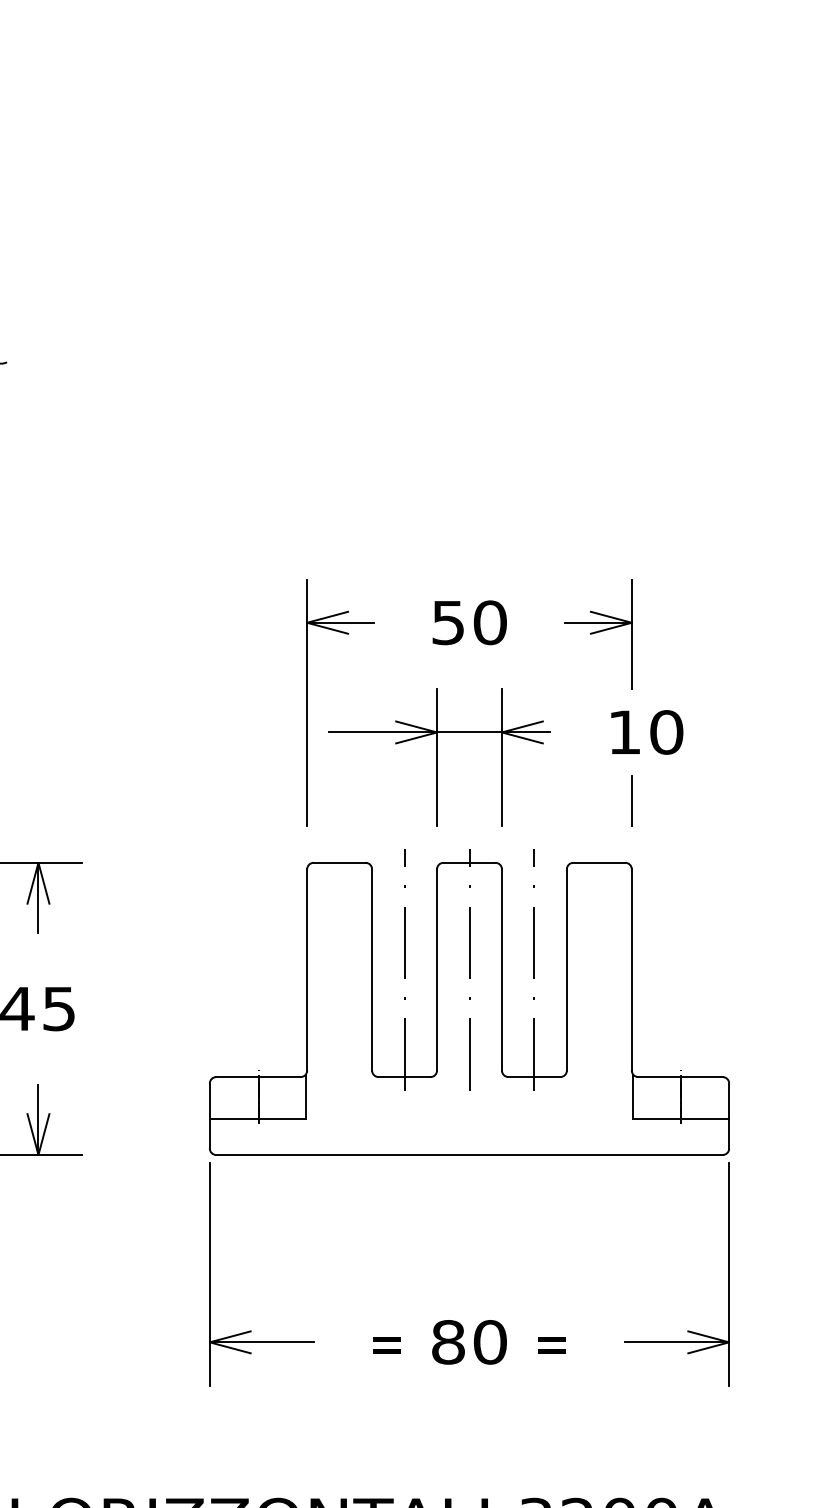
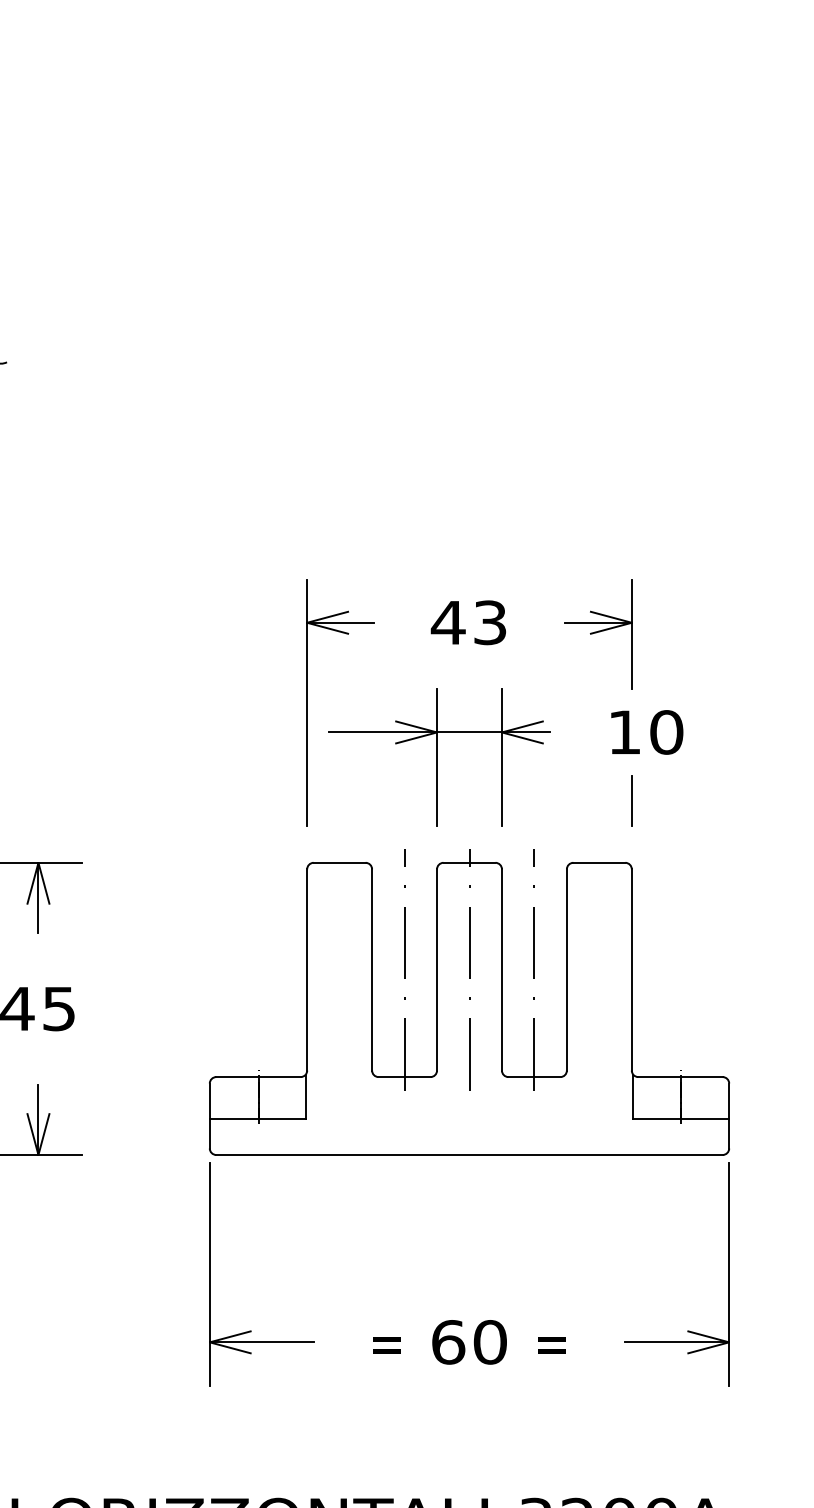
text: 50 -> 43 (468, 622)
text: 80 -> 60 (448, 1342)
